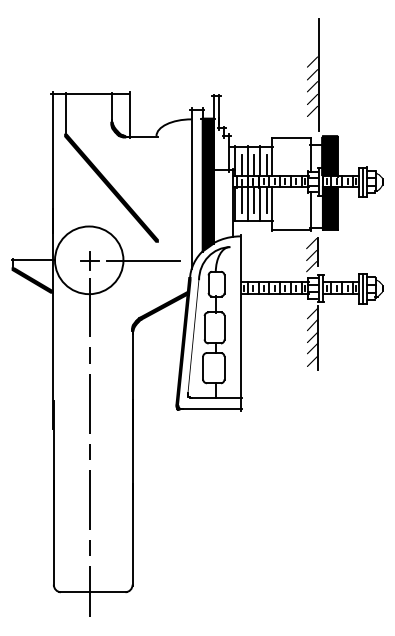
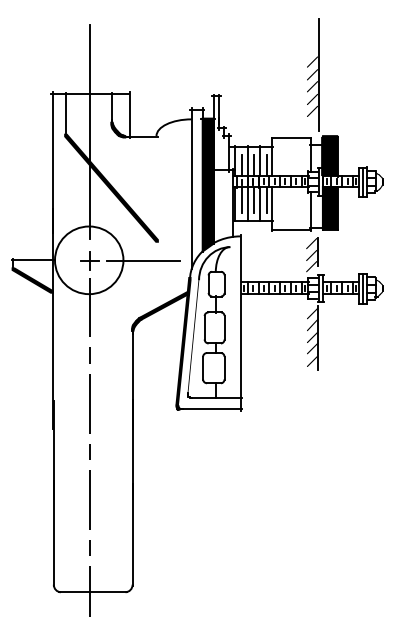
line: none -> present (90, 131)
